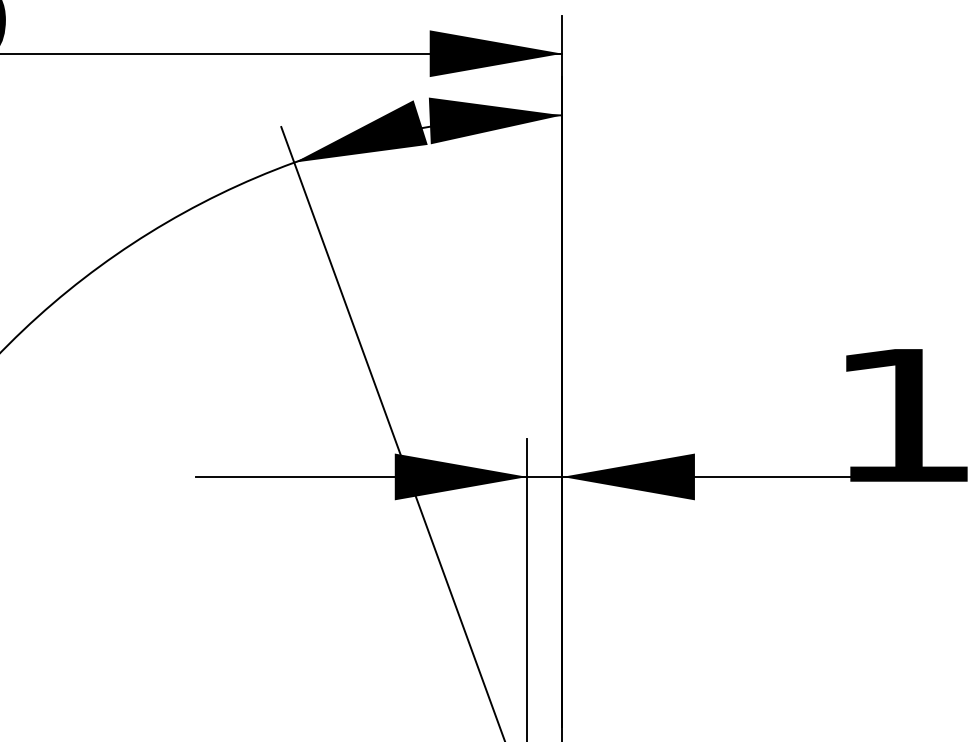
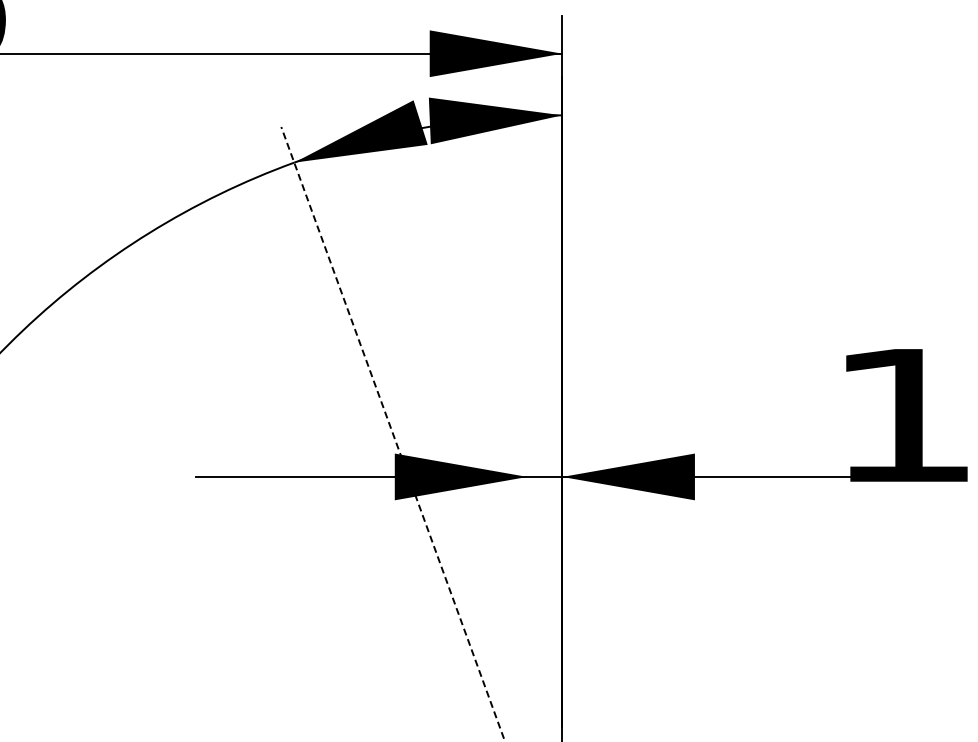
line: solid -> dashed (393, 433)
line: present -> none (527, 588)
